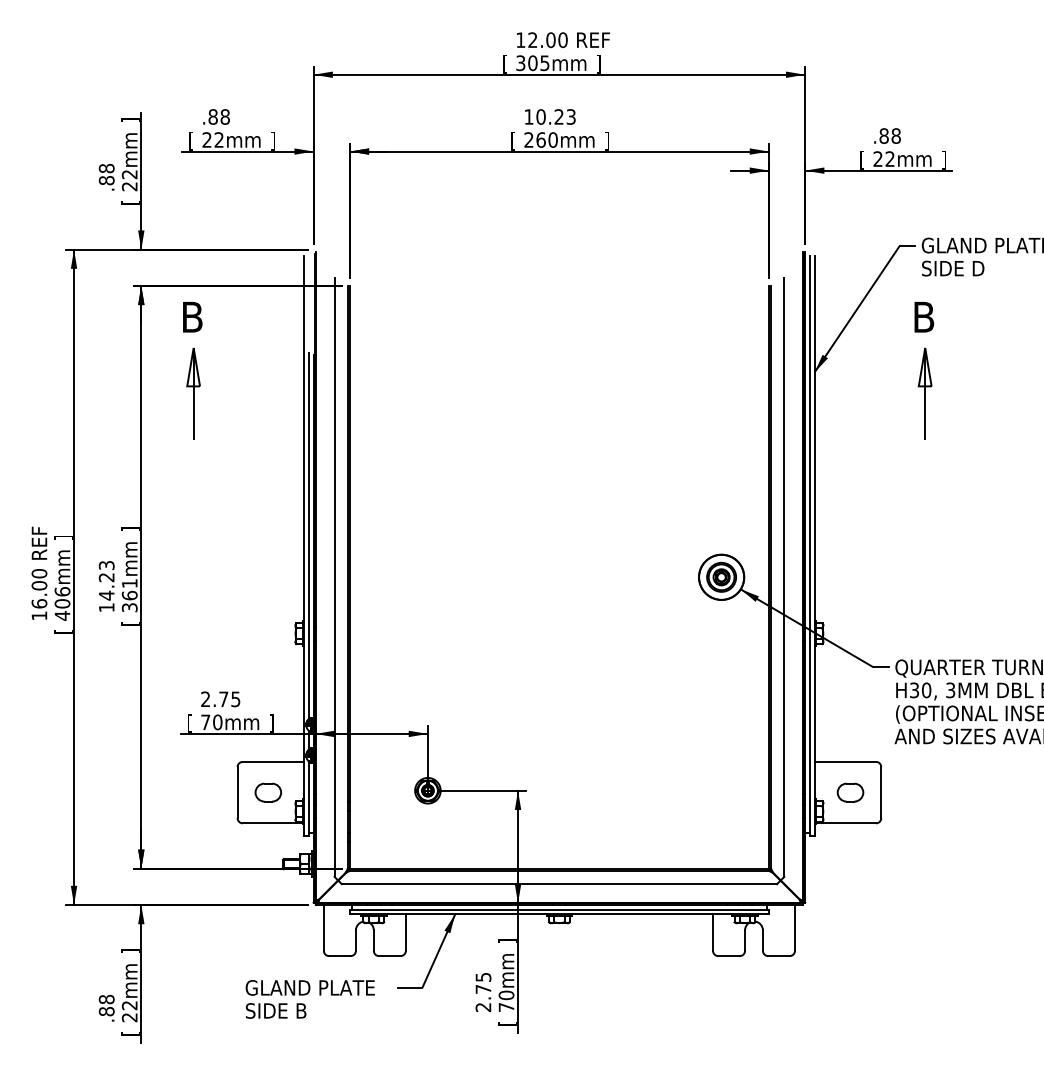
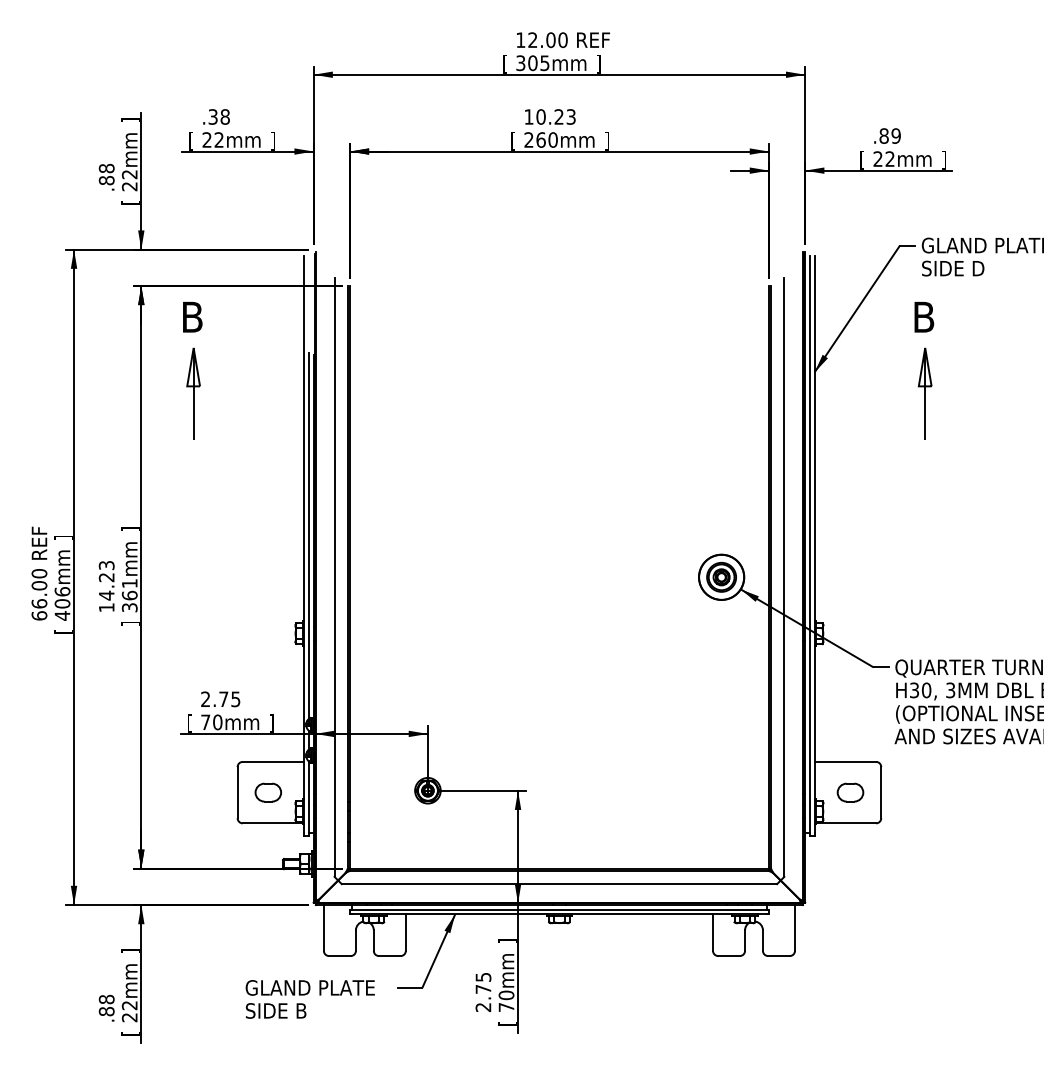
text: .88 -> .38 (212, 116)
text: .88 -> .89 (895, 135)
text: 16.00 -> 66.00 (39, 615)
text: [ -> ] (130, 623)
